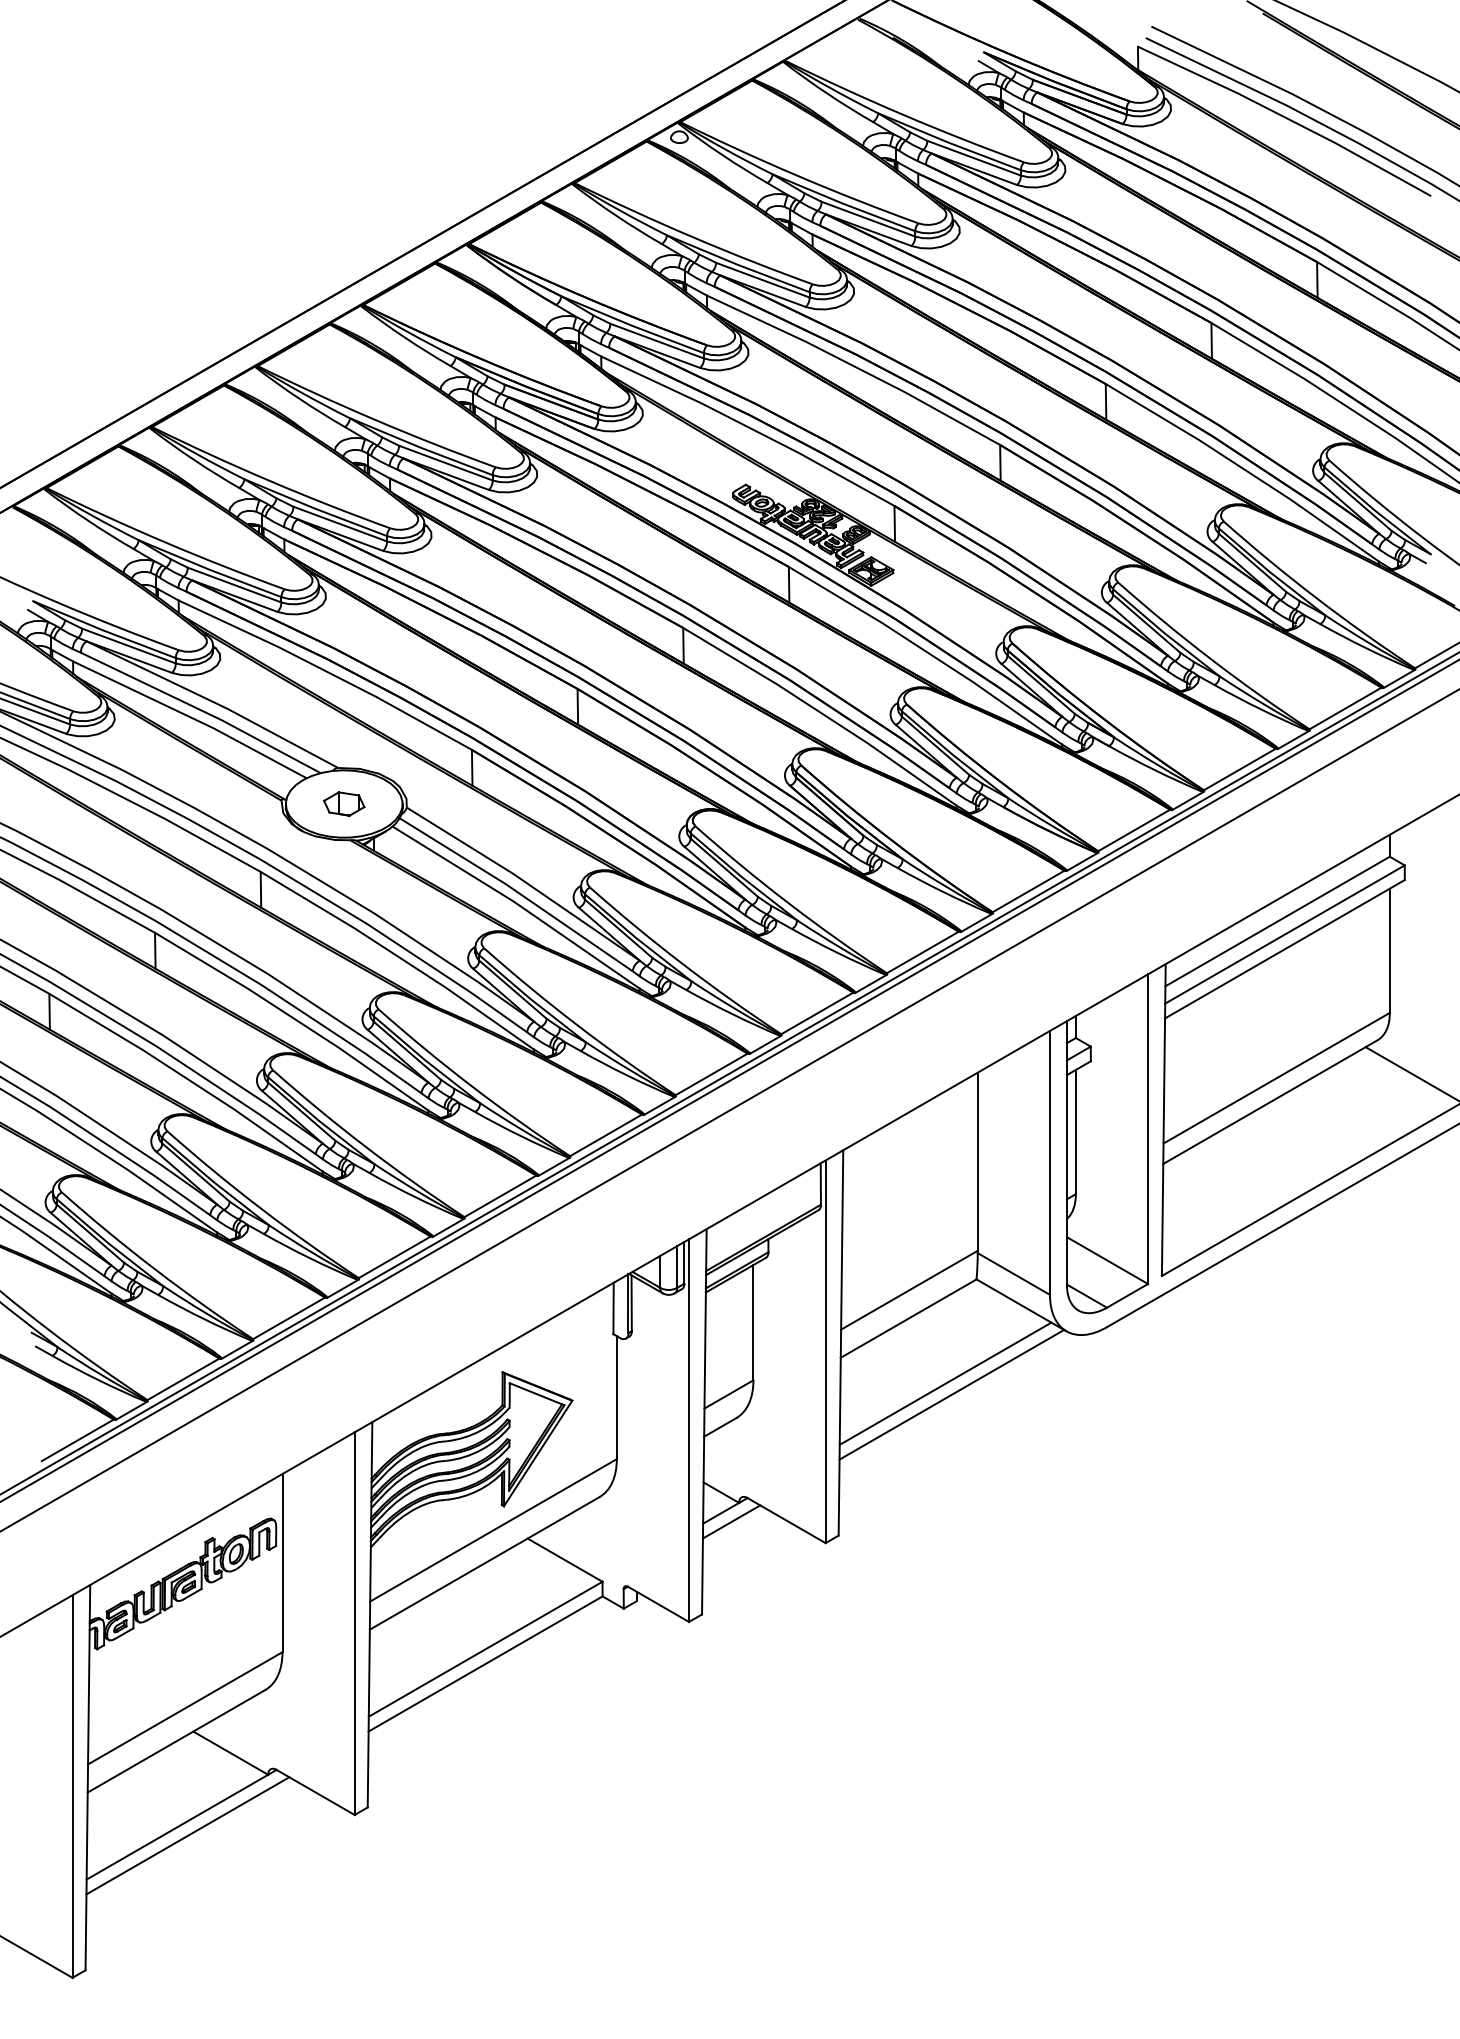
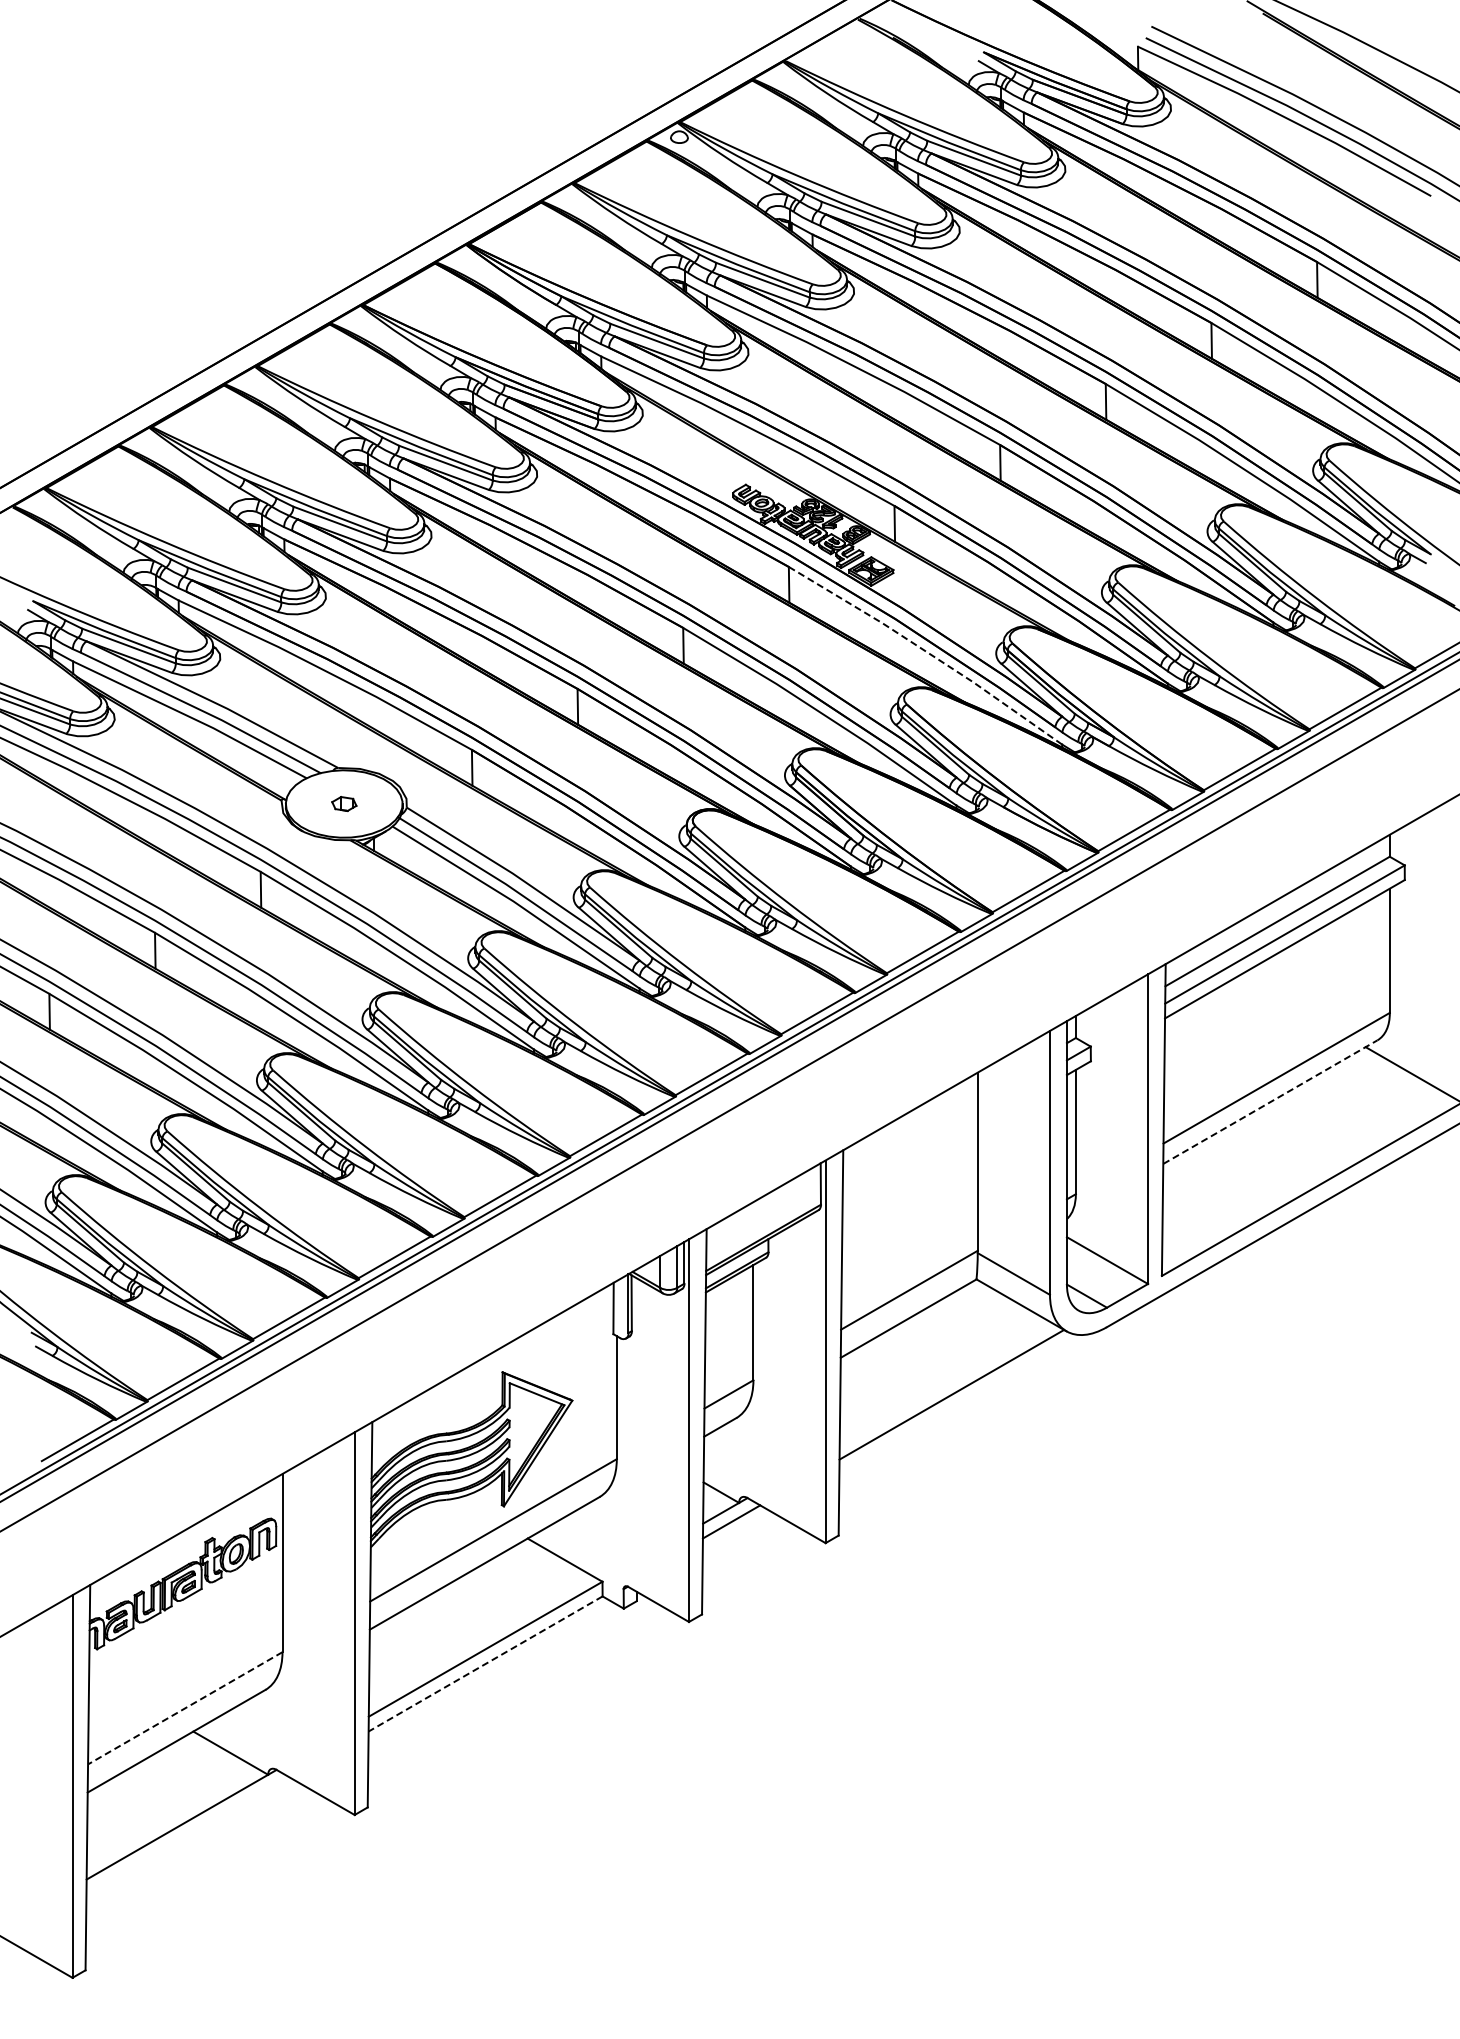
line: solid -> dashed (928, 652)
part size: 43x26 px -> 27x16 px (344, 803)
line: solid -> dashed (1270, 1102)
line: present -> none (945, 1383)
line: solid -> dashed (485, 1664)
line: solid -> dashed (184, 1708)
line: present -> none (187, 1835)
